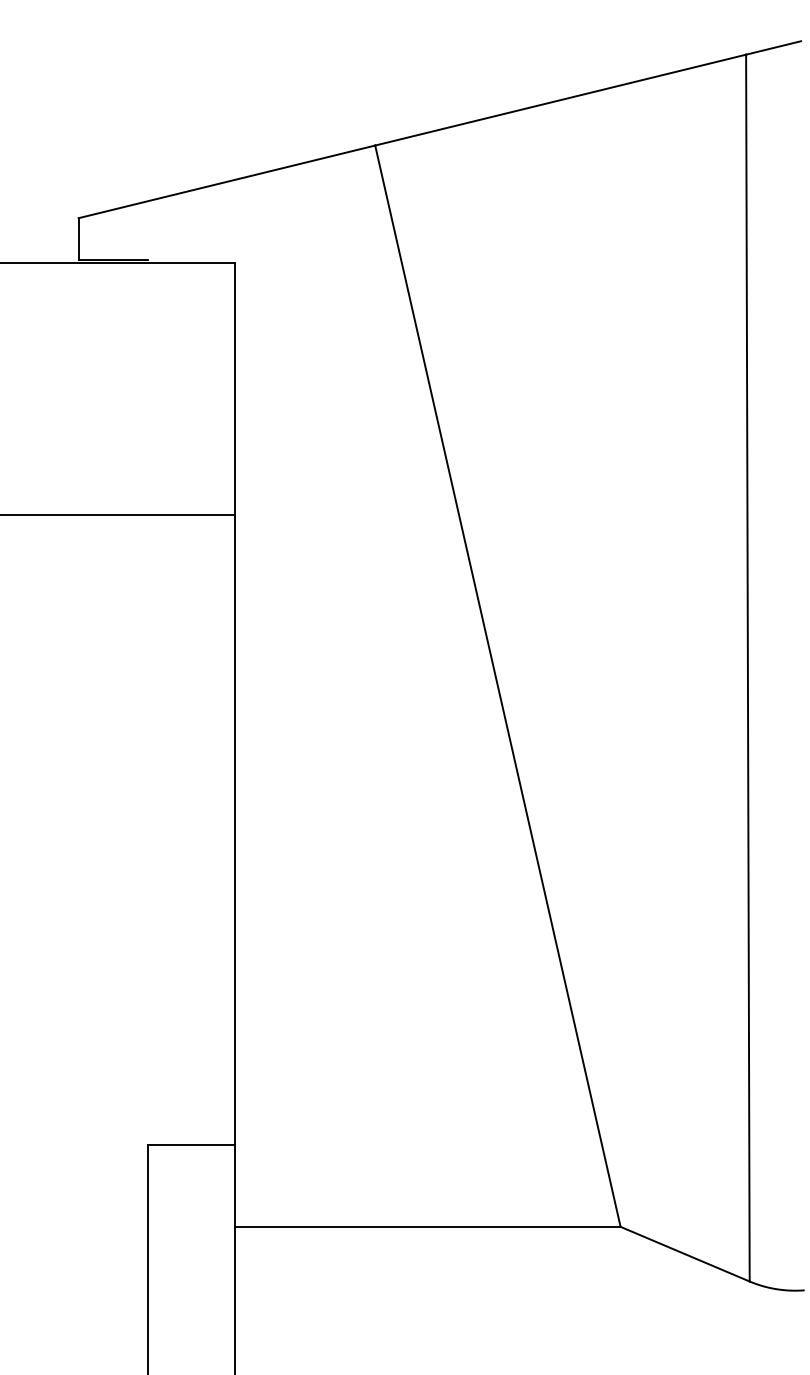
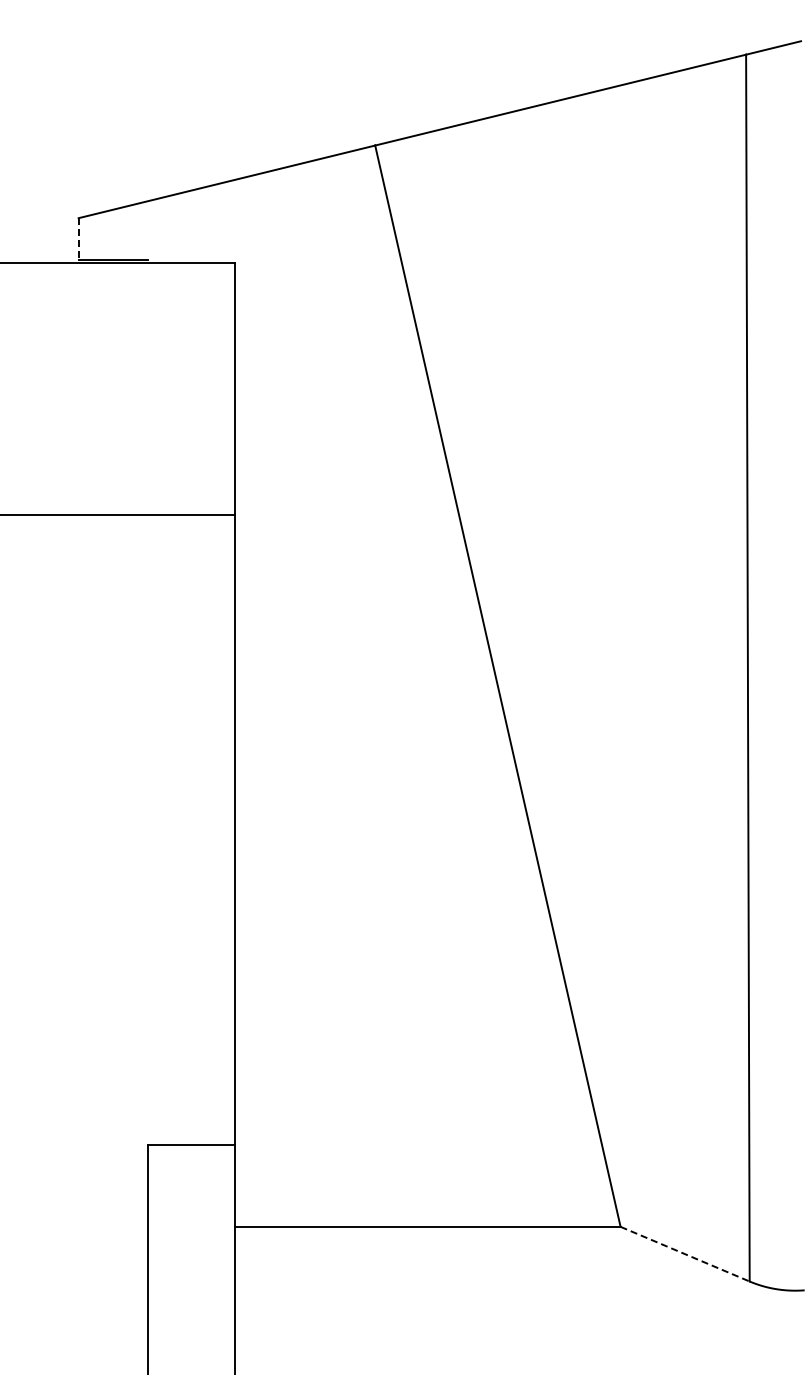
line: solid -> dashed (78, 239)
line: solid -> dashed (685, 1254)
